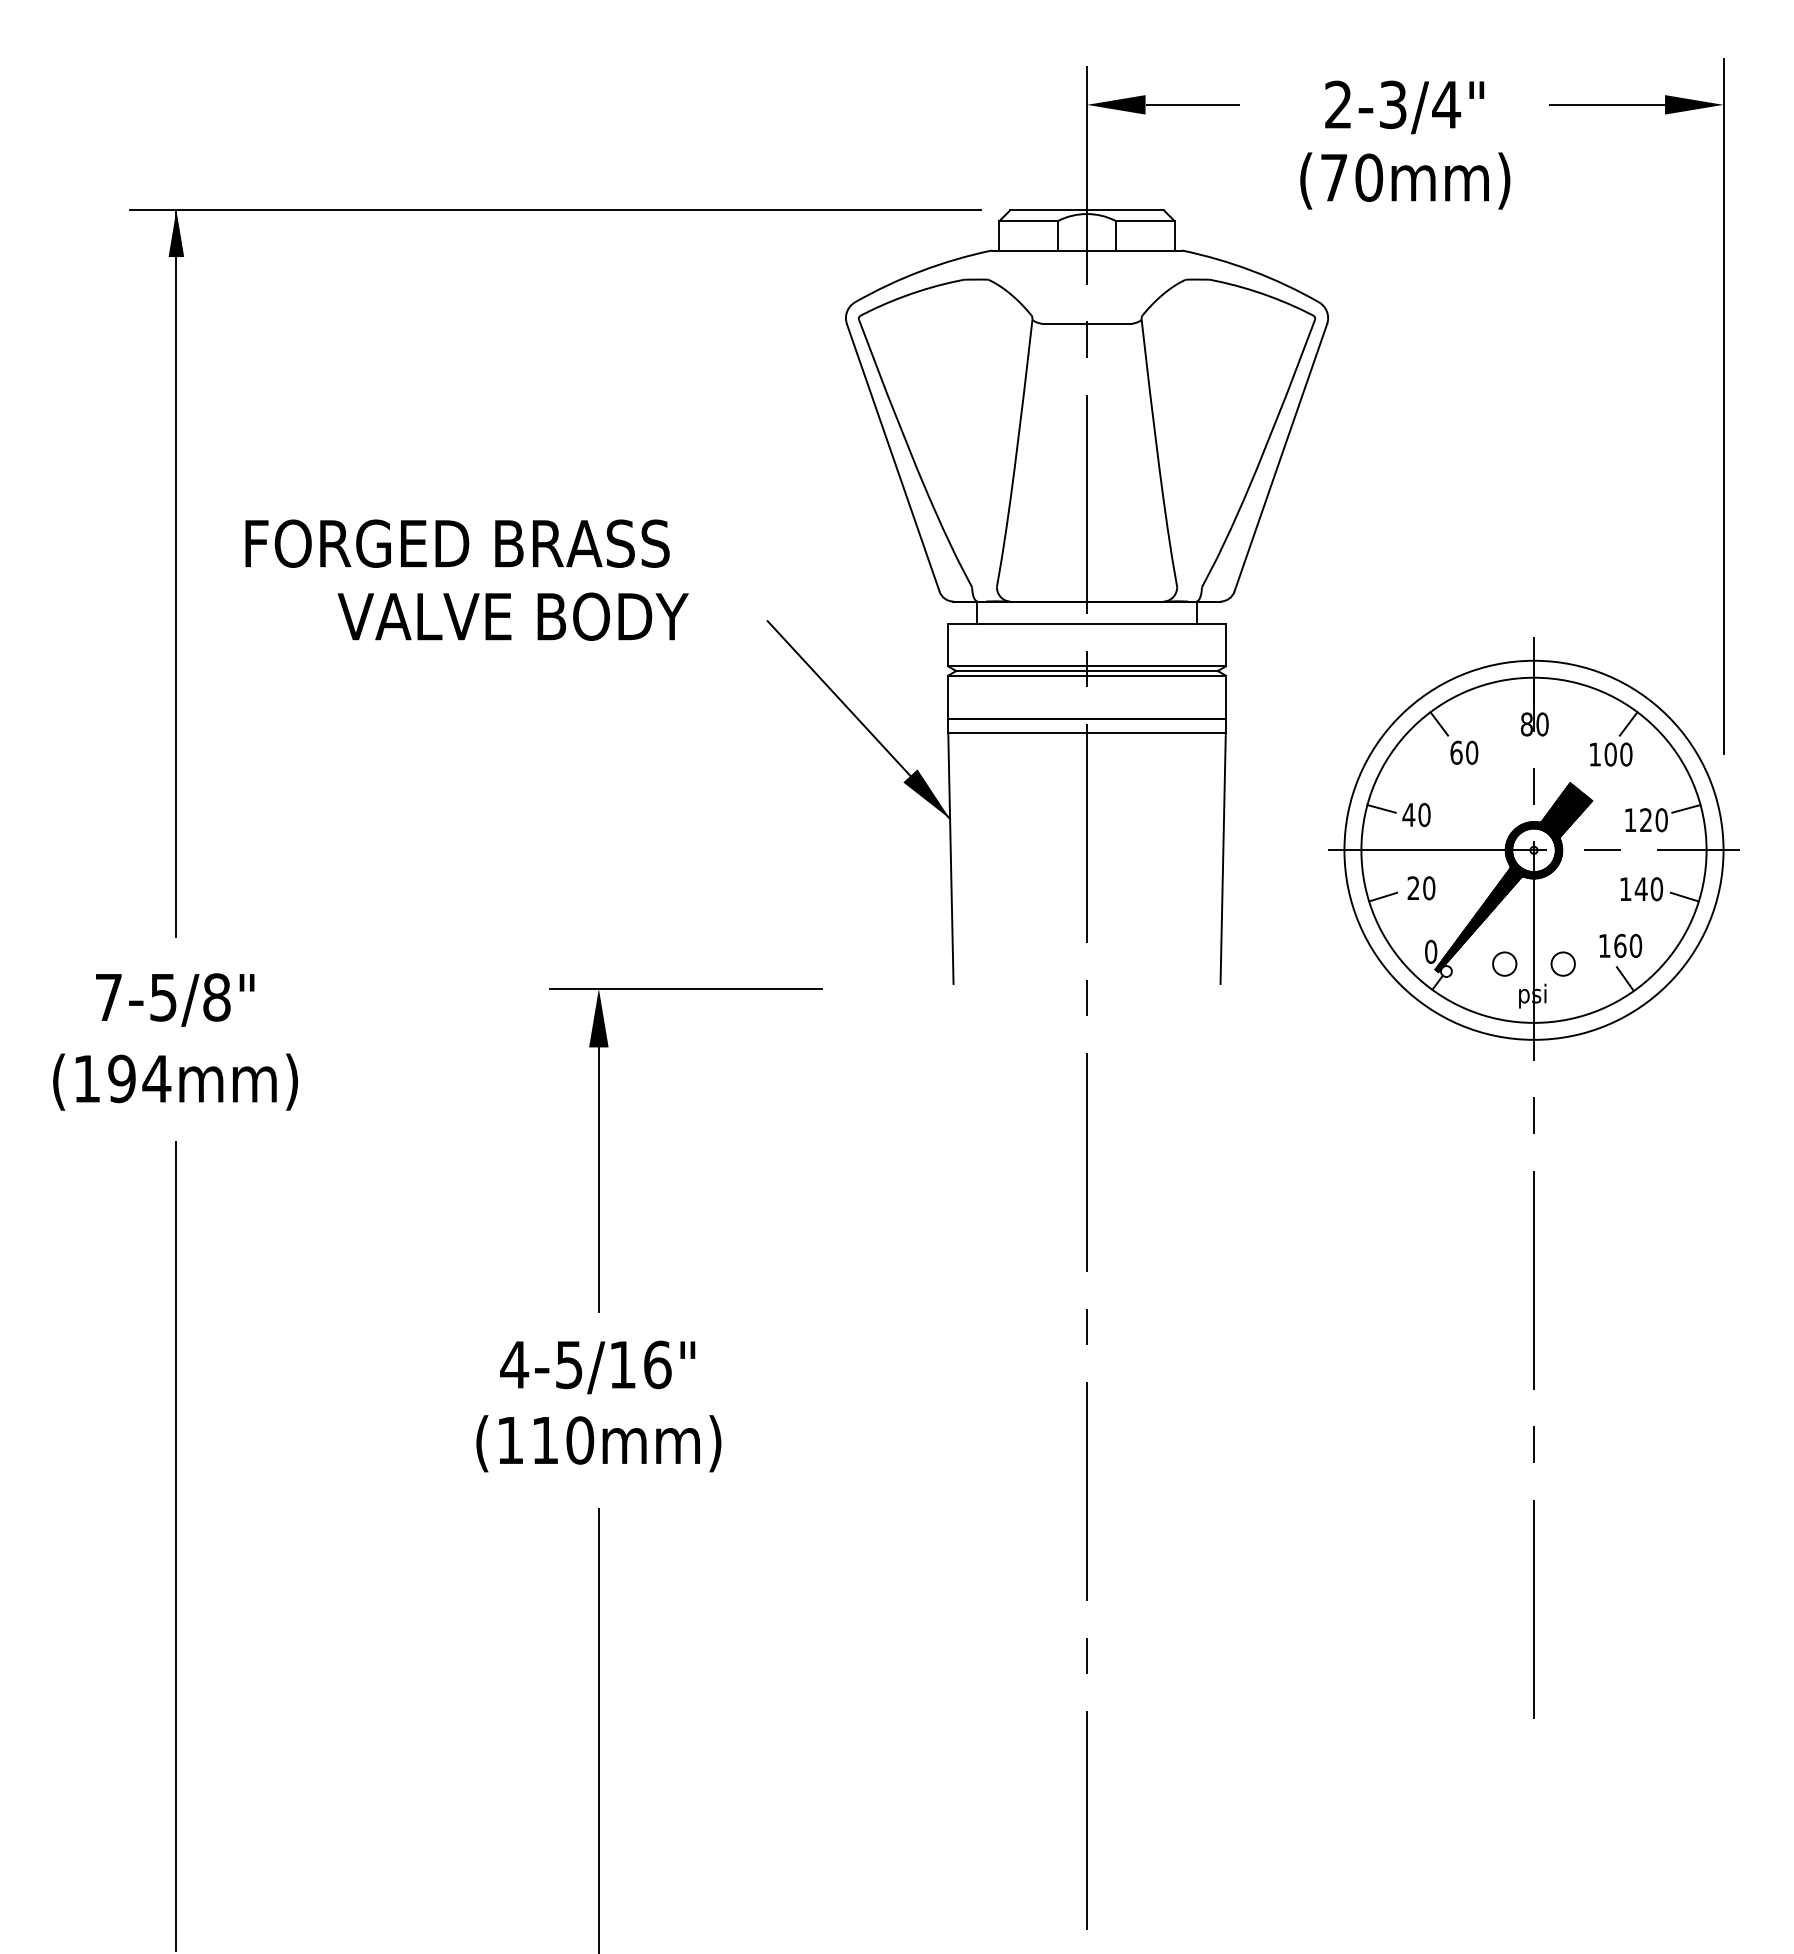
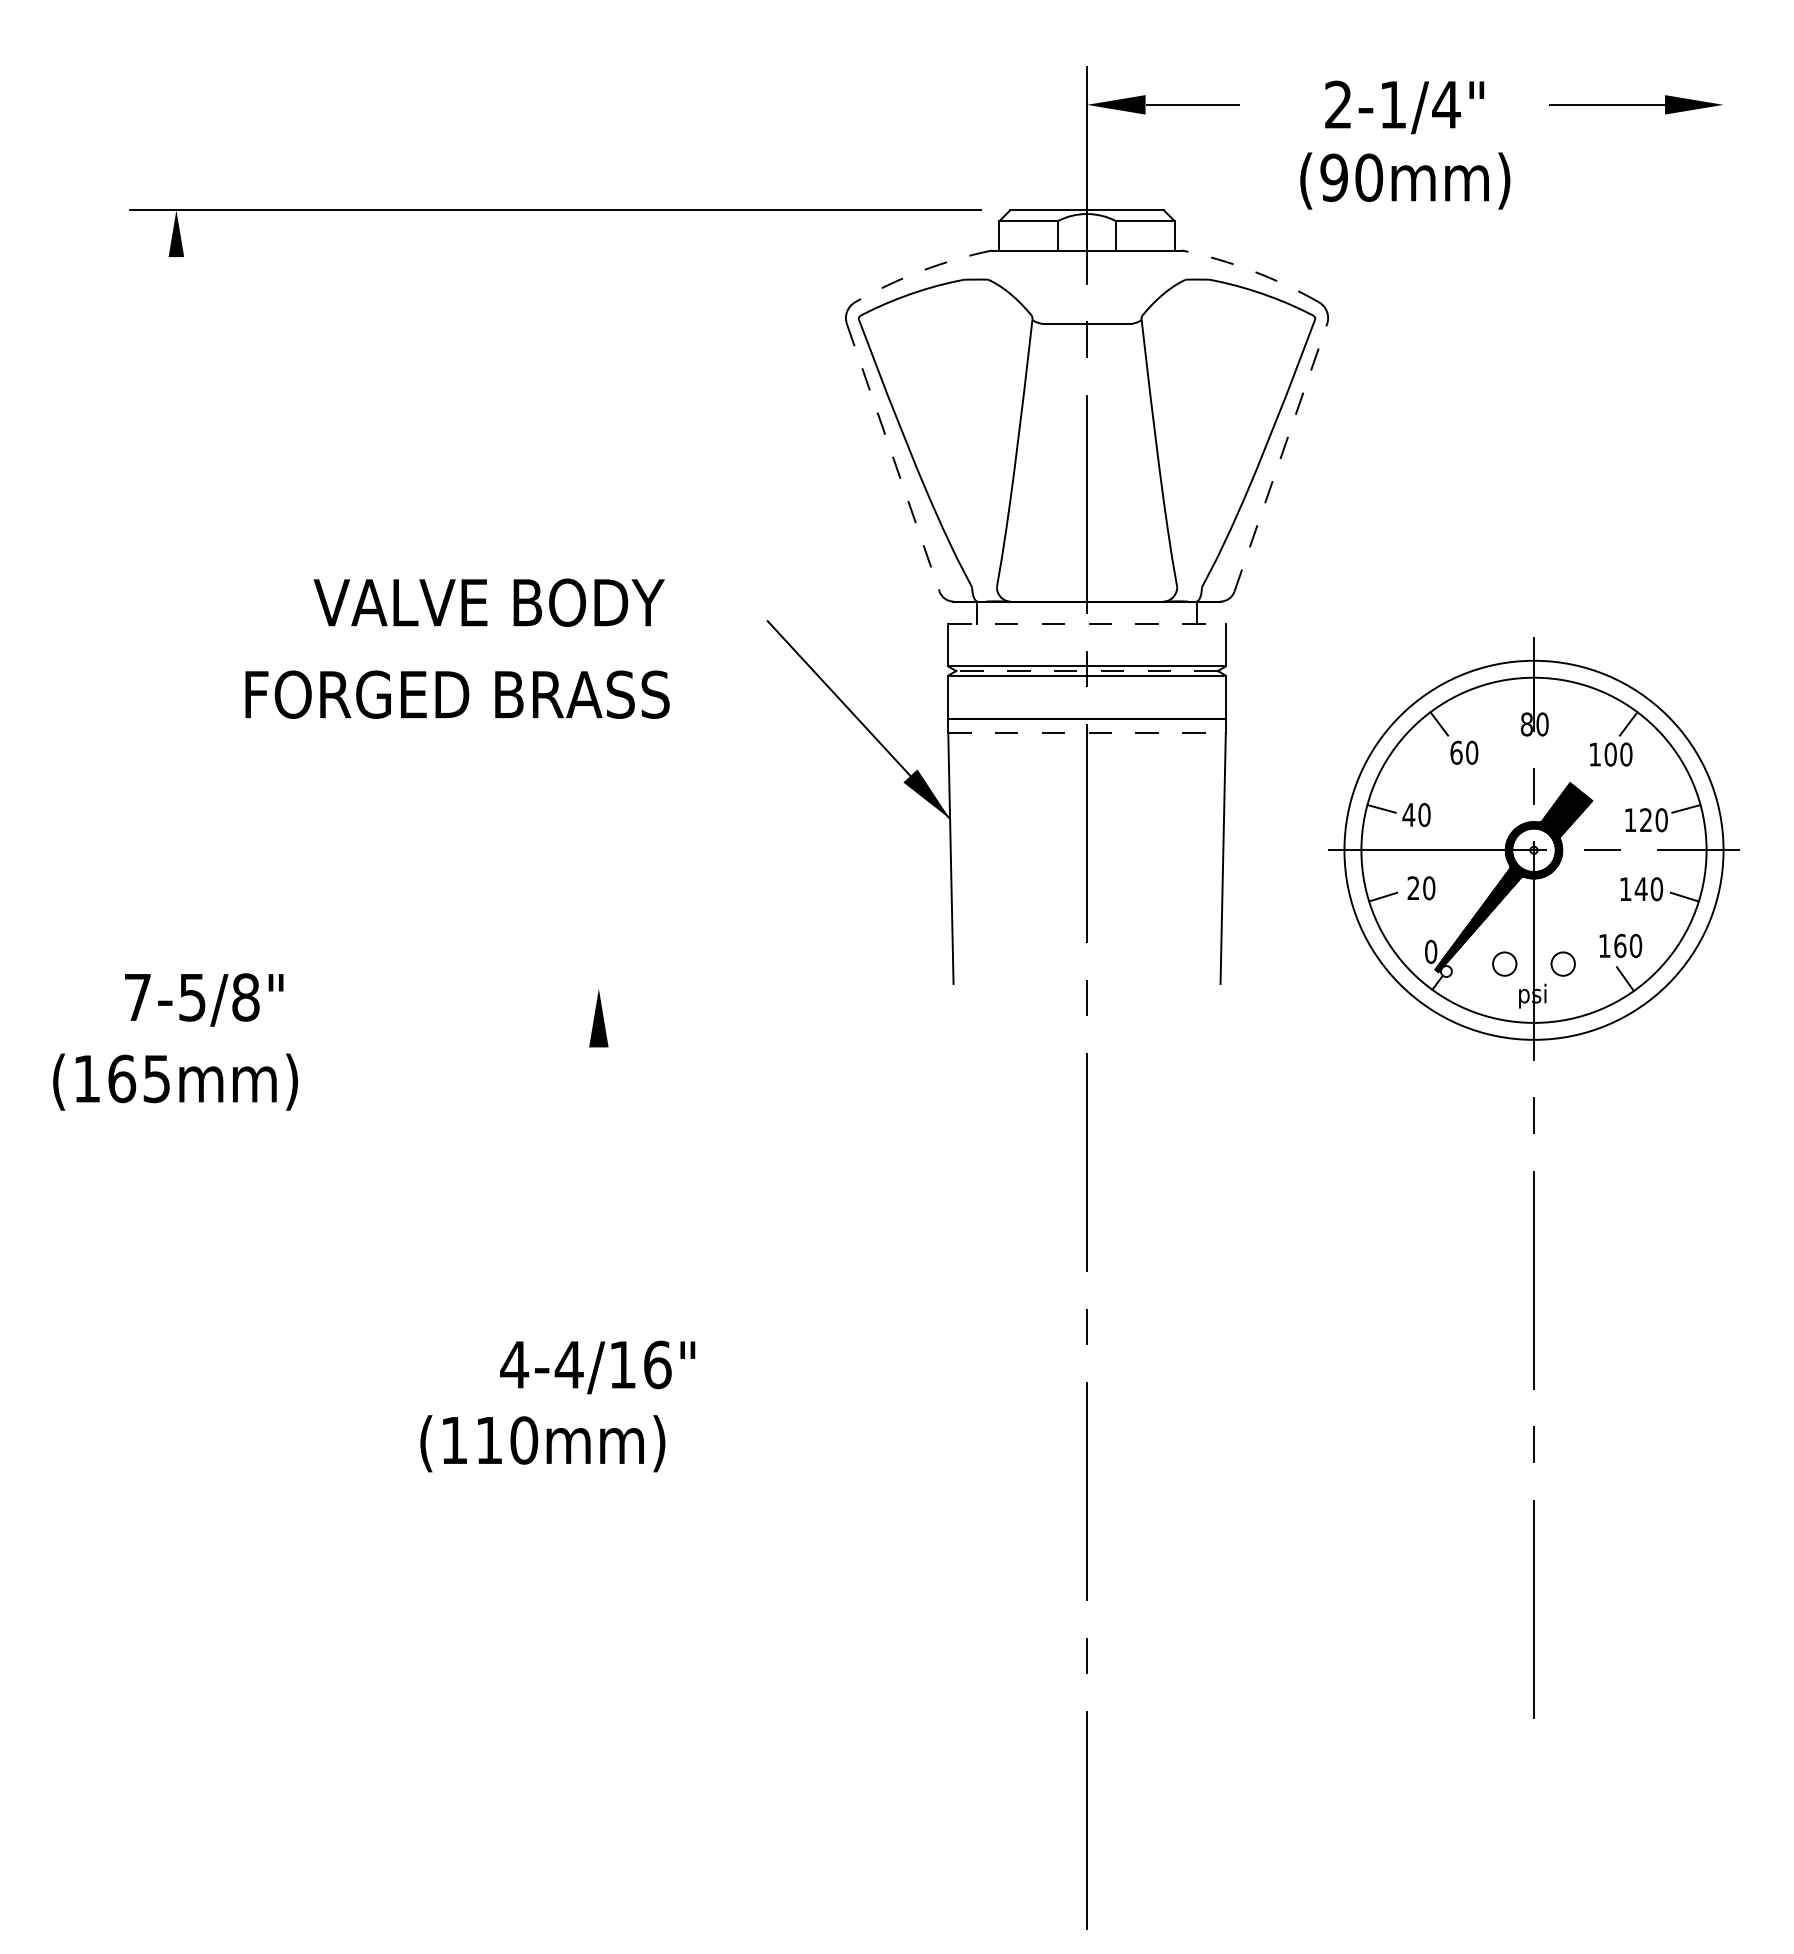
text: 2-3/4" -> 2-1/4" (1393, 104)
text: (70mm) -> (90mm) (1333, 177)
arc: solid -> dashed (921, 270)
arc: solid -> dashed (1252, 270)
line: present -> none (1723, 405)
line: solid -> dashed (893, 457)
line: solid -> dashed (1280, 457)
text position: (457, 543) -> (457, 694) (457, 694)
line: present -> none (176, 573)
text position: (512, 616) -> (488, 602) (488, 602)
line: solid -> dashed (1087, 623)
line: solid -> dashed (1087, 671)
line: solid -> dashed (1087, 733)
line: present -> none (685, 988)
text position: (175, 999) -> (204, 999) (204, 999)
text: (194mm) -> (165mm) (139, 1078)
line: present -> none (598, 1173)
text: 4-5/16" -> 4-4/16" (568, 1365)
text position: (598, 1443) -> (542, 1443) (542, 1443)
line: present -> none (176, 1545)
line: present -> none (598, 1729)
